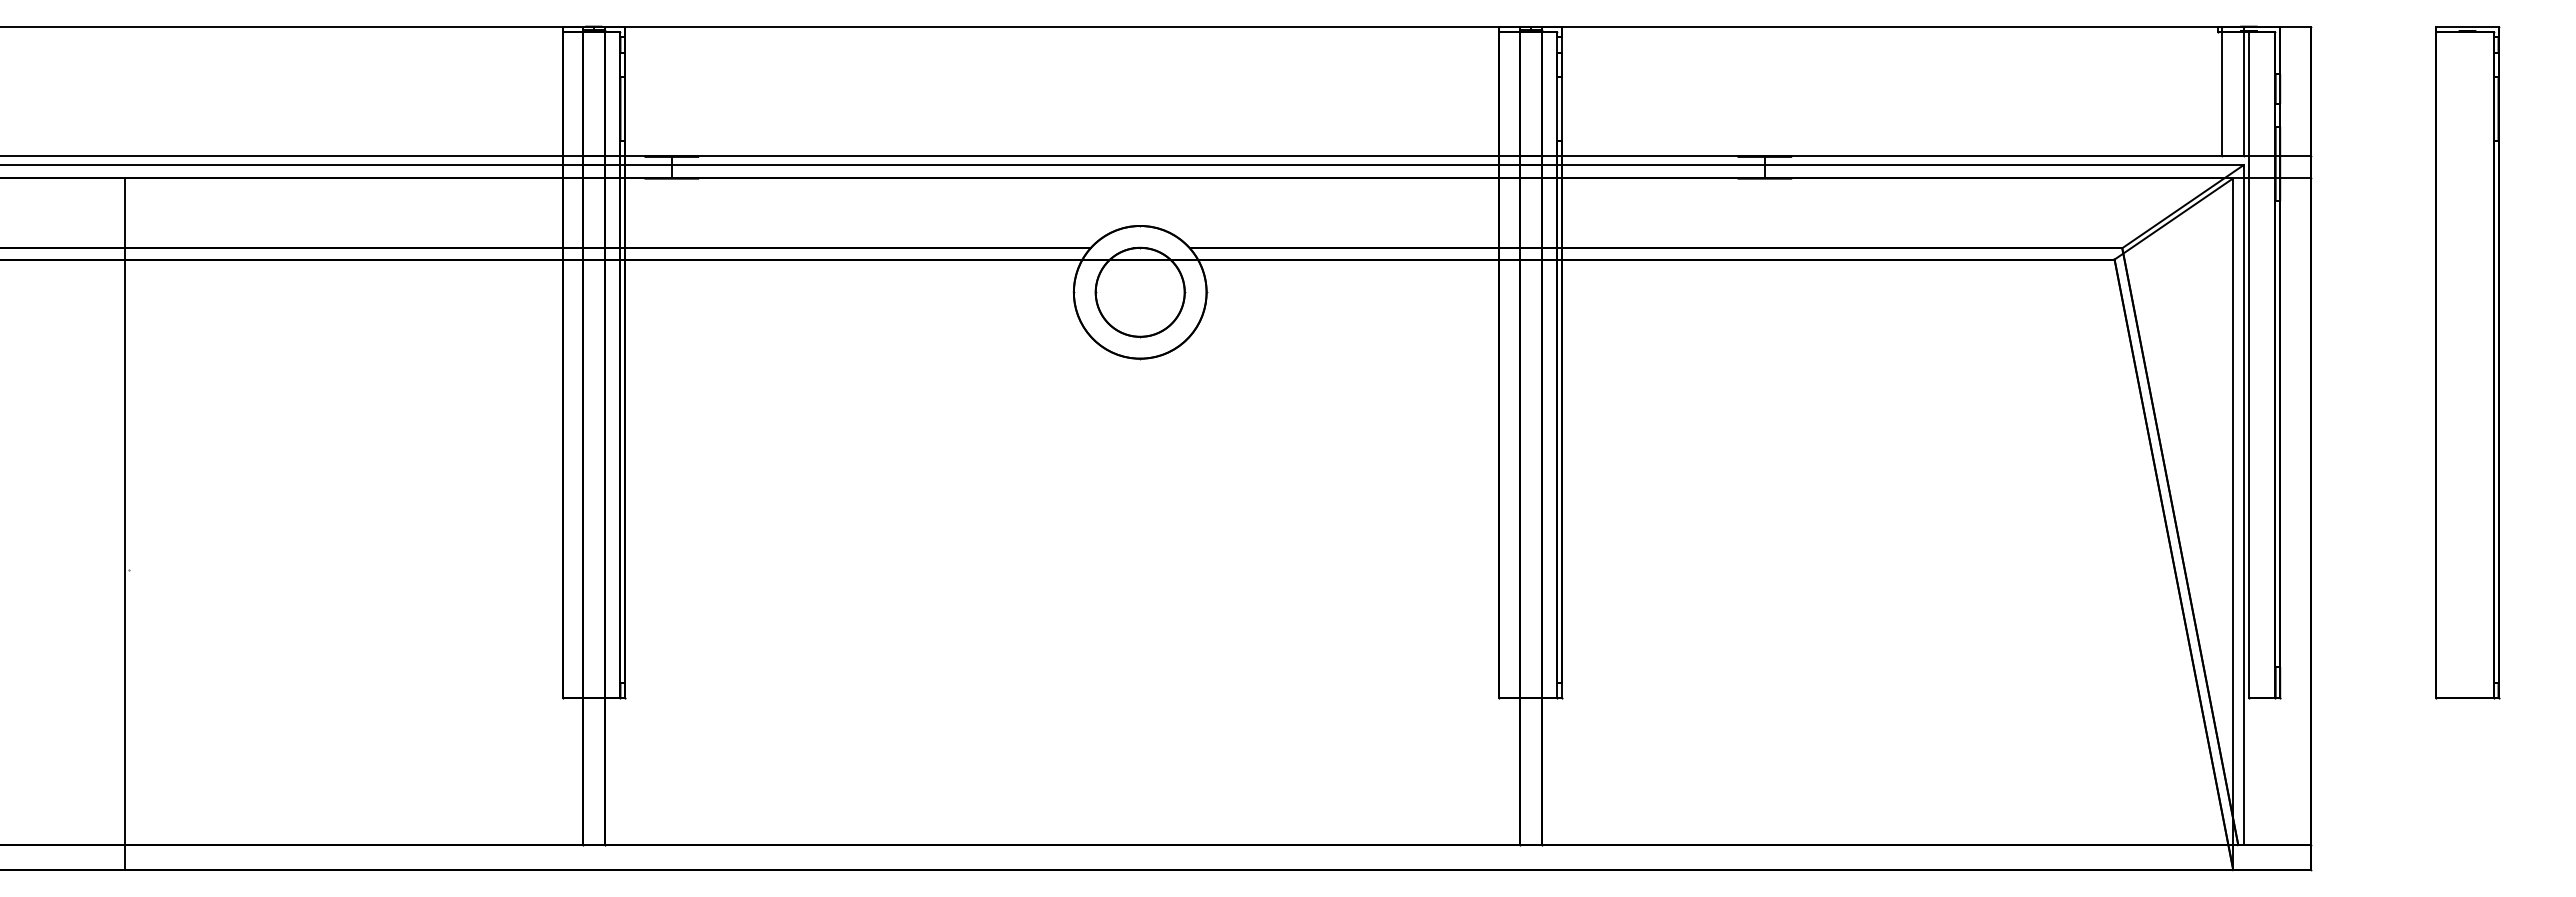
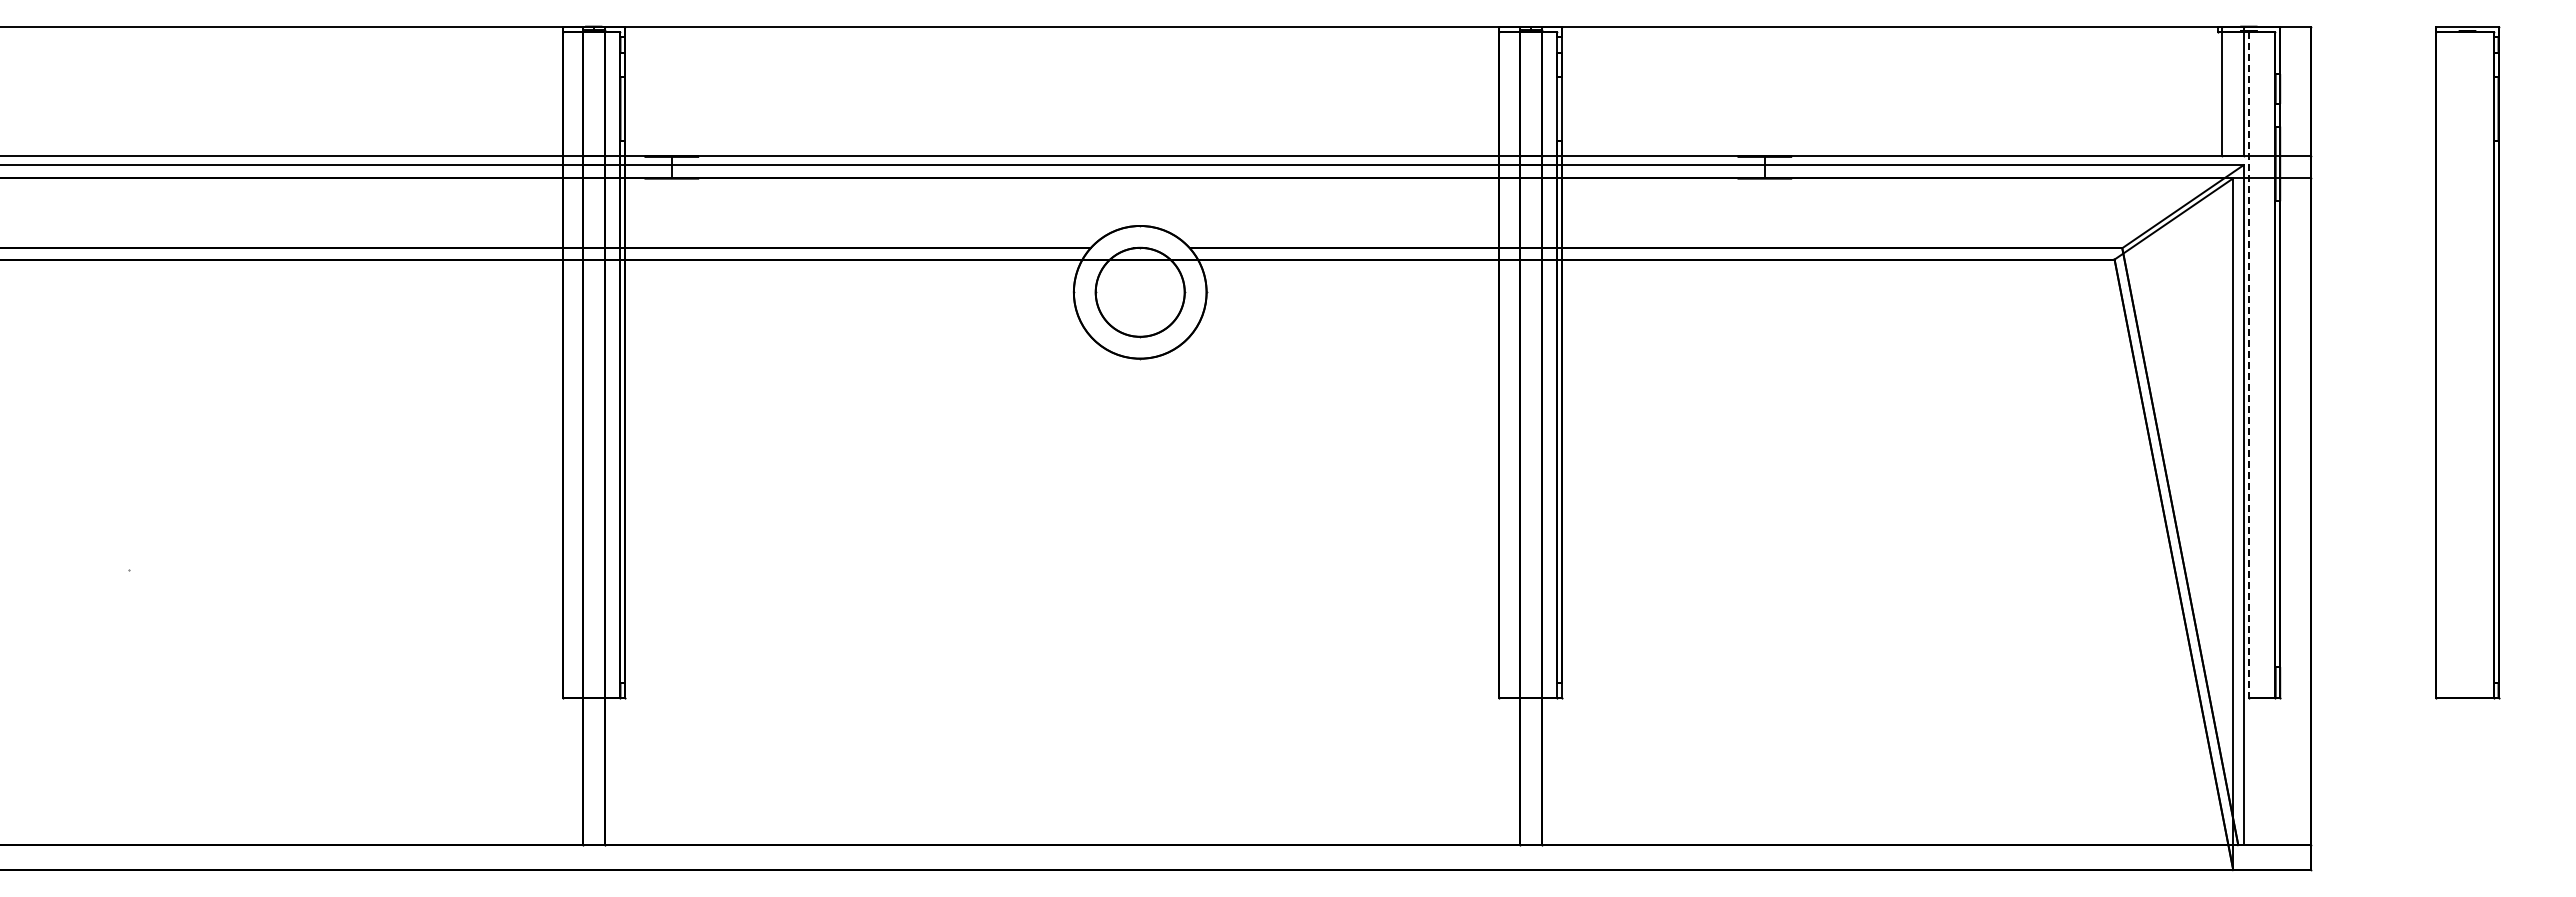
line: solid -> dashed (2248, 365)
line: present -> none (125, 524)
